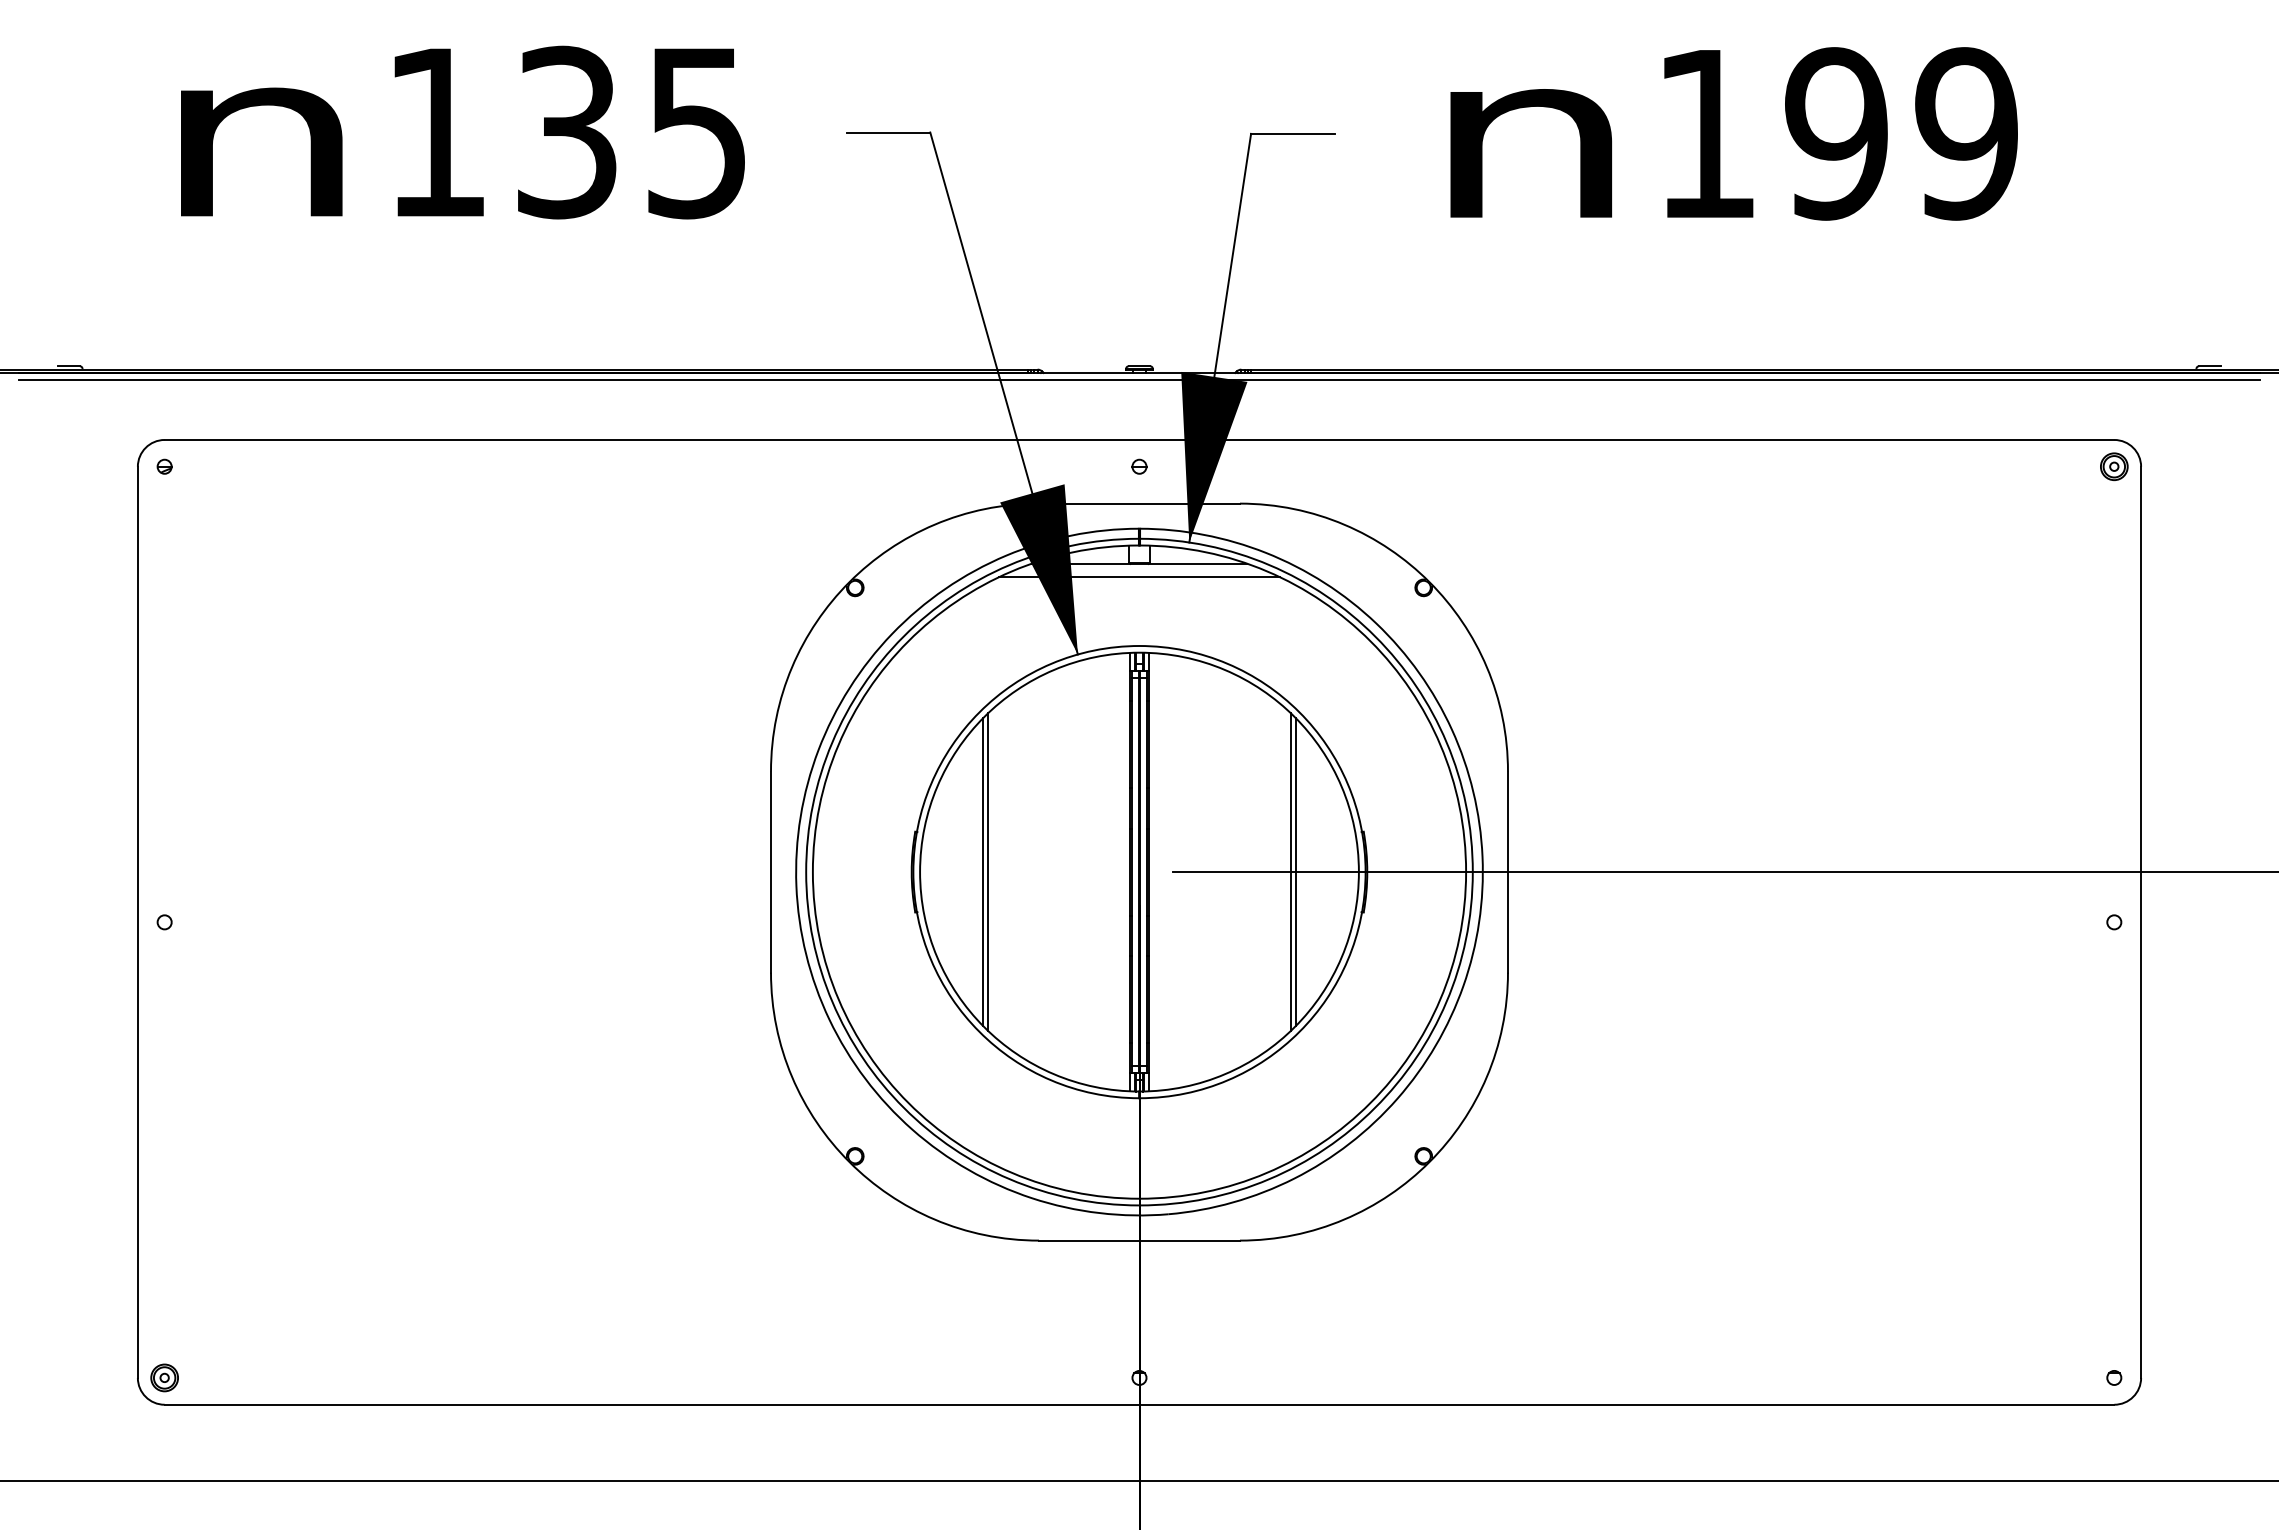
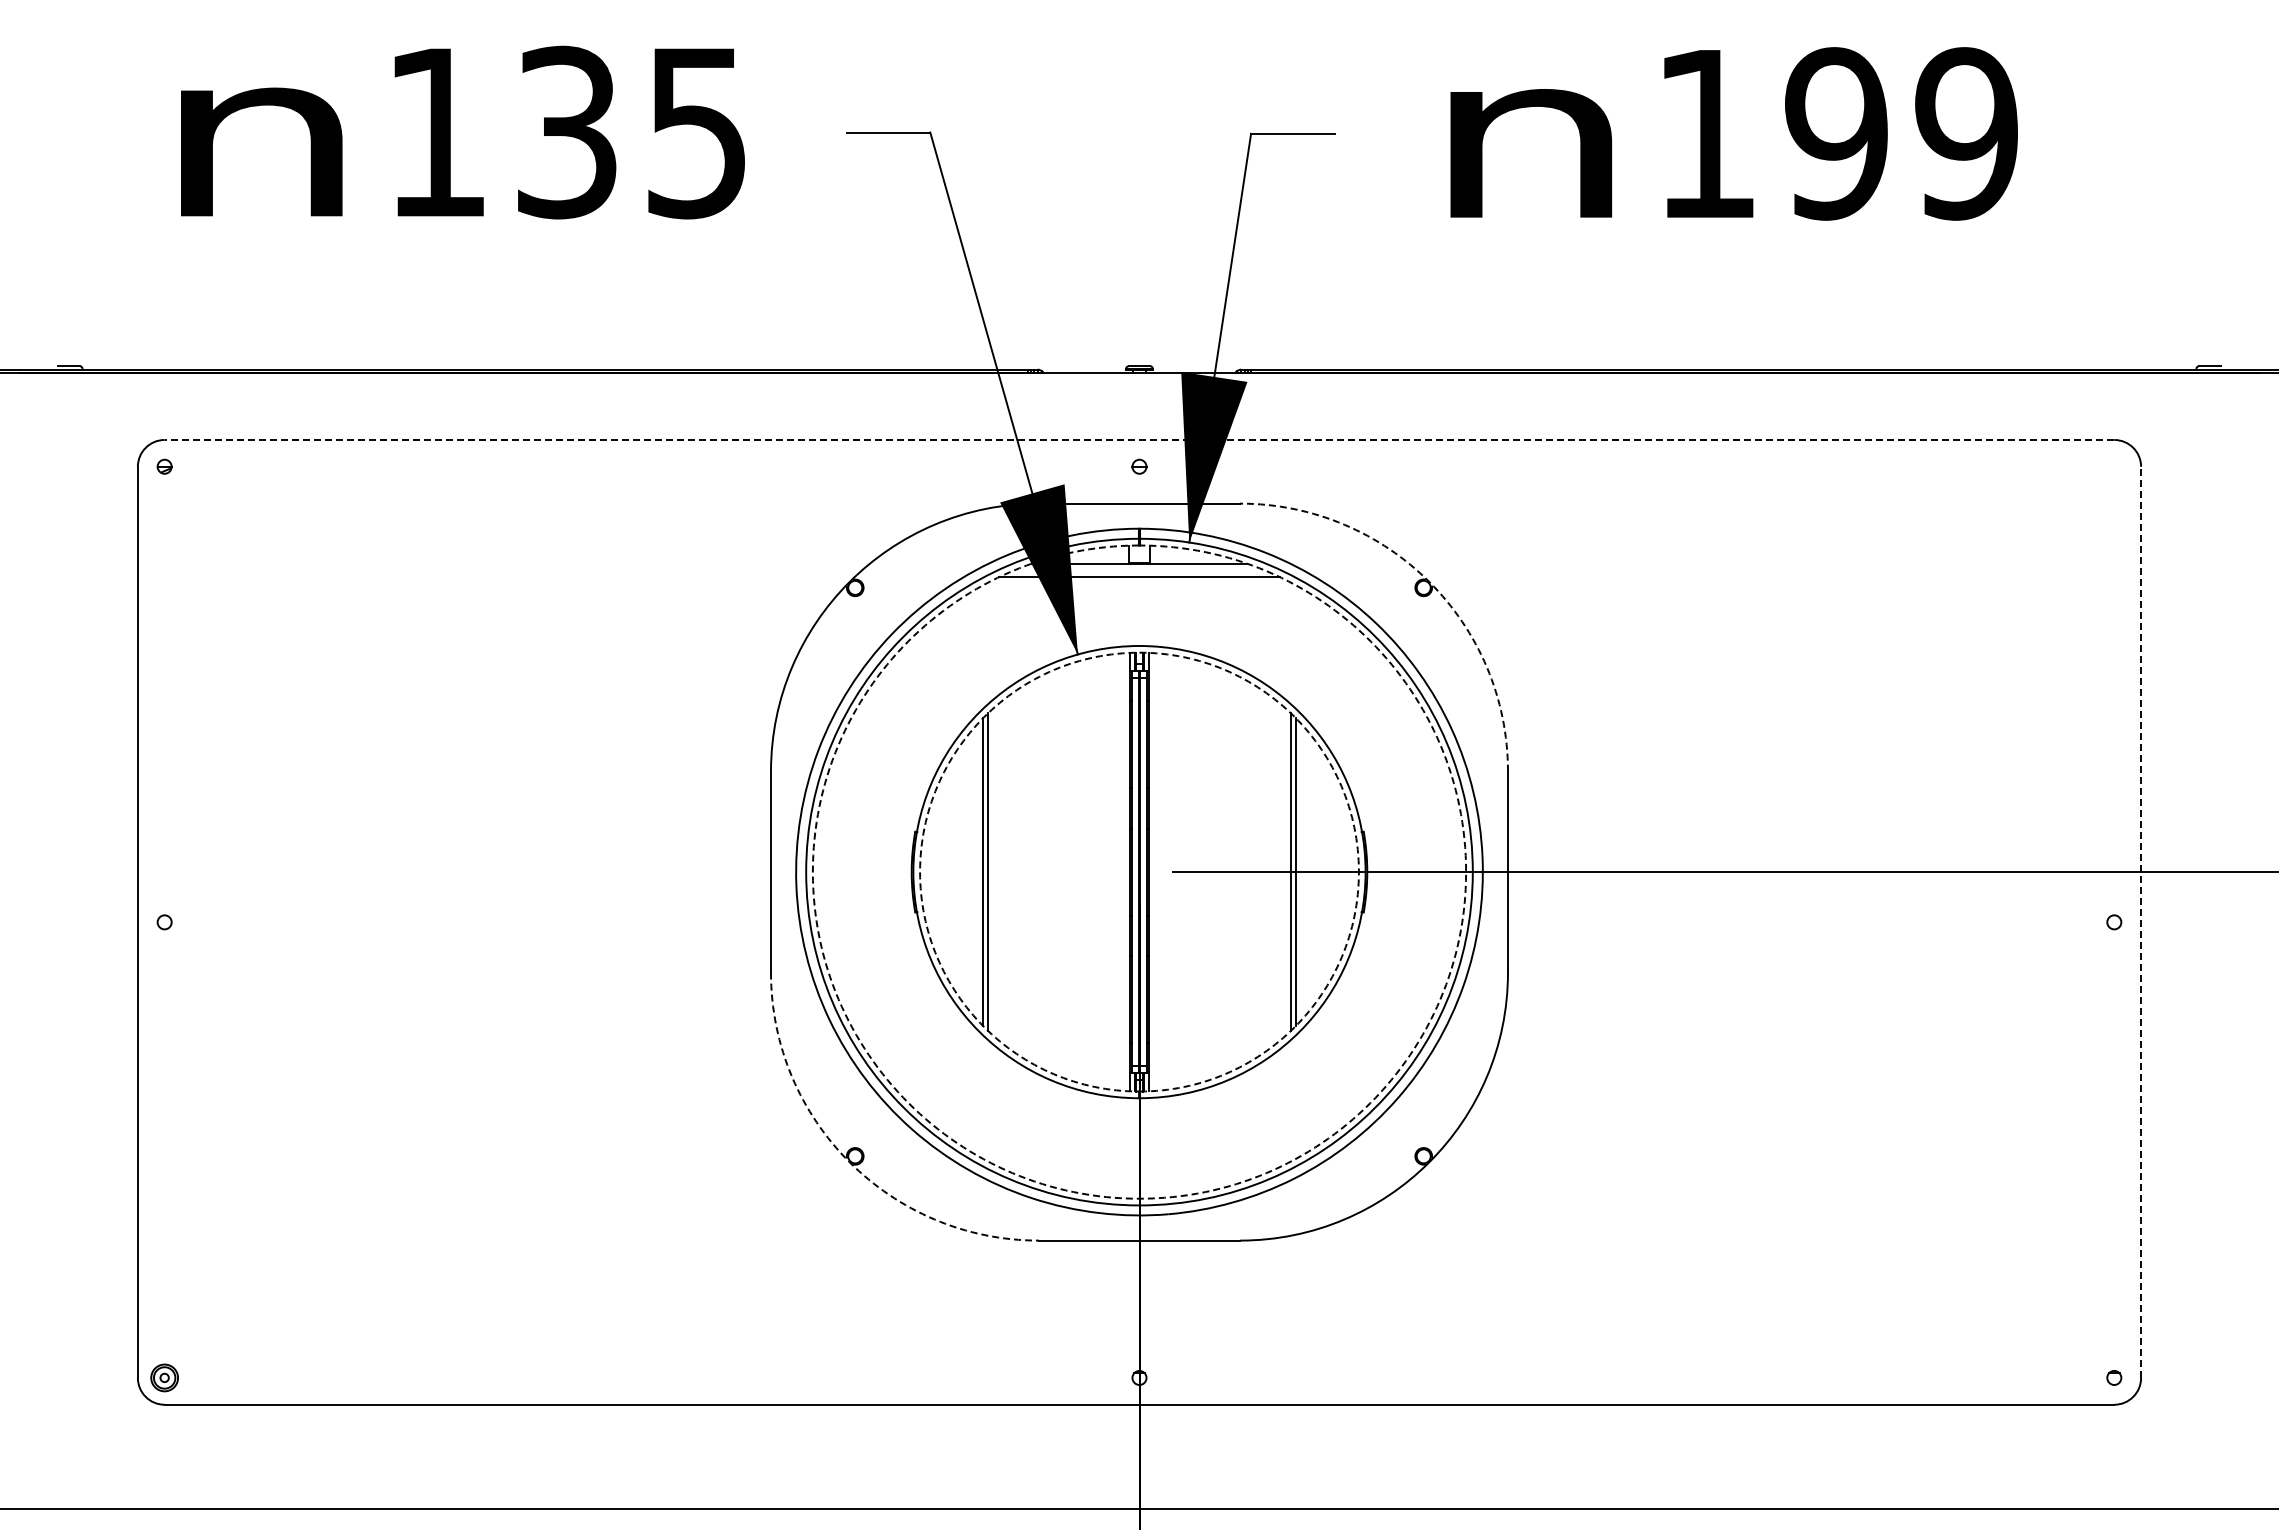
line: present -> none (1139, 379)
line: solid -> dashed (1139, 439)
part: present -> none (2114, 466)
arc: solid -> dashed (1429, 582)
arc: solid -> dashed (1139, 652)
line: solid -> dashed (2141, 922)
arc: solid -> dashed (849, 1162)
arc: solid -> dashed (1139, 1198)
line position: (1138, 1480) -> (1138, 1508) (1138, 1508)
